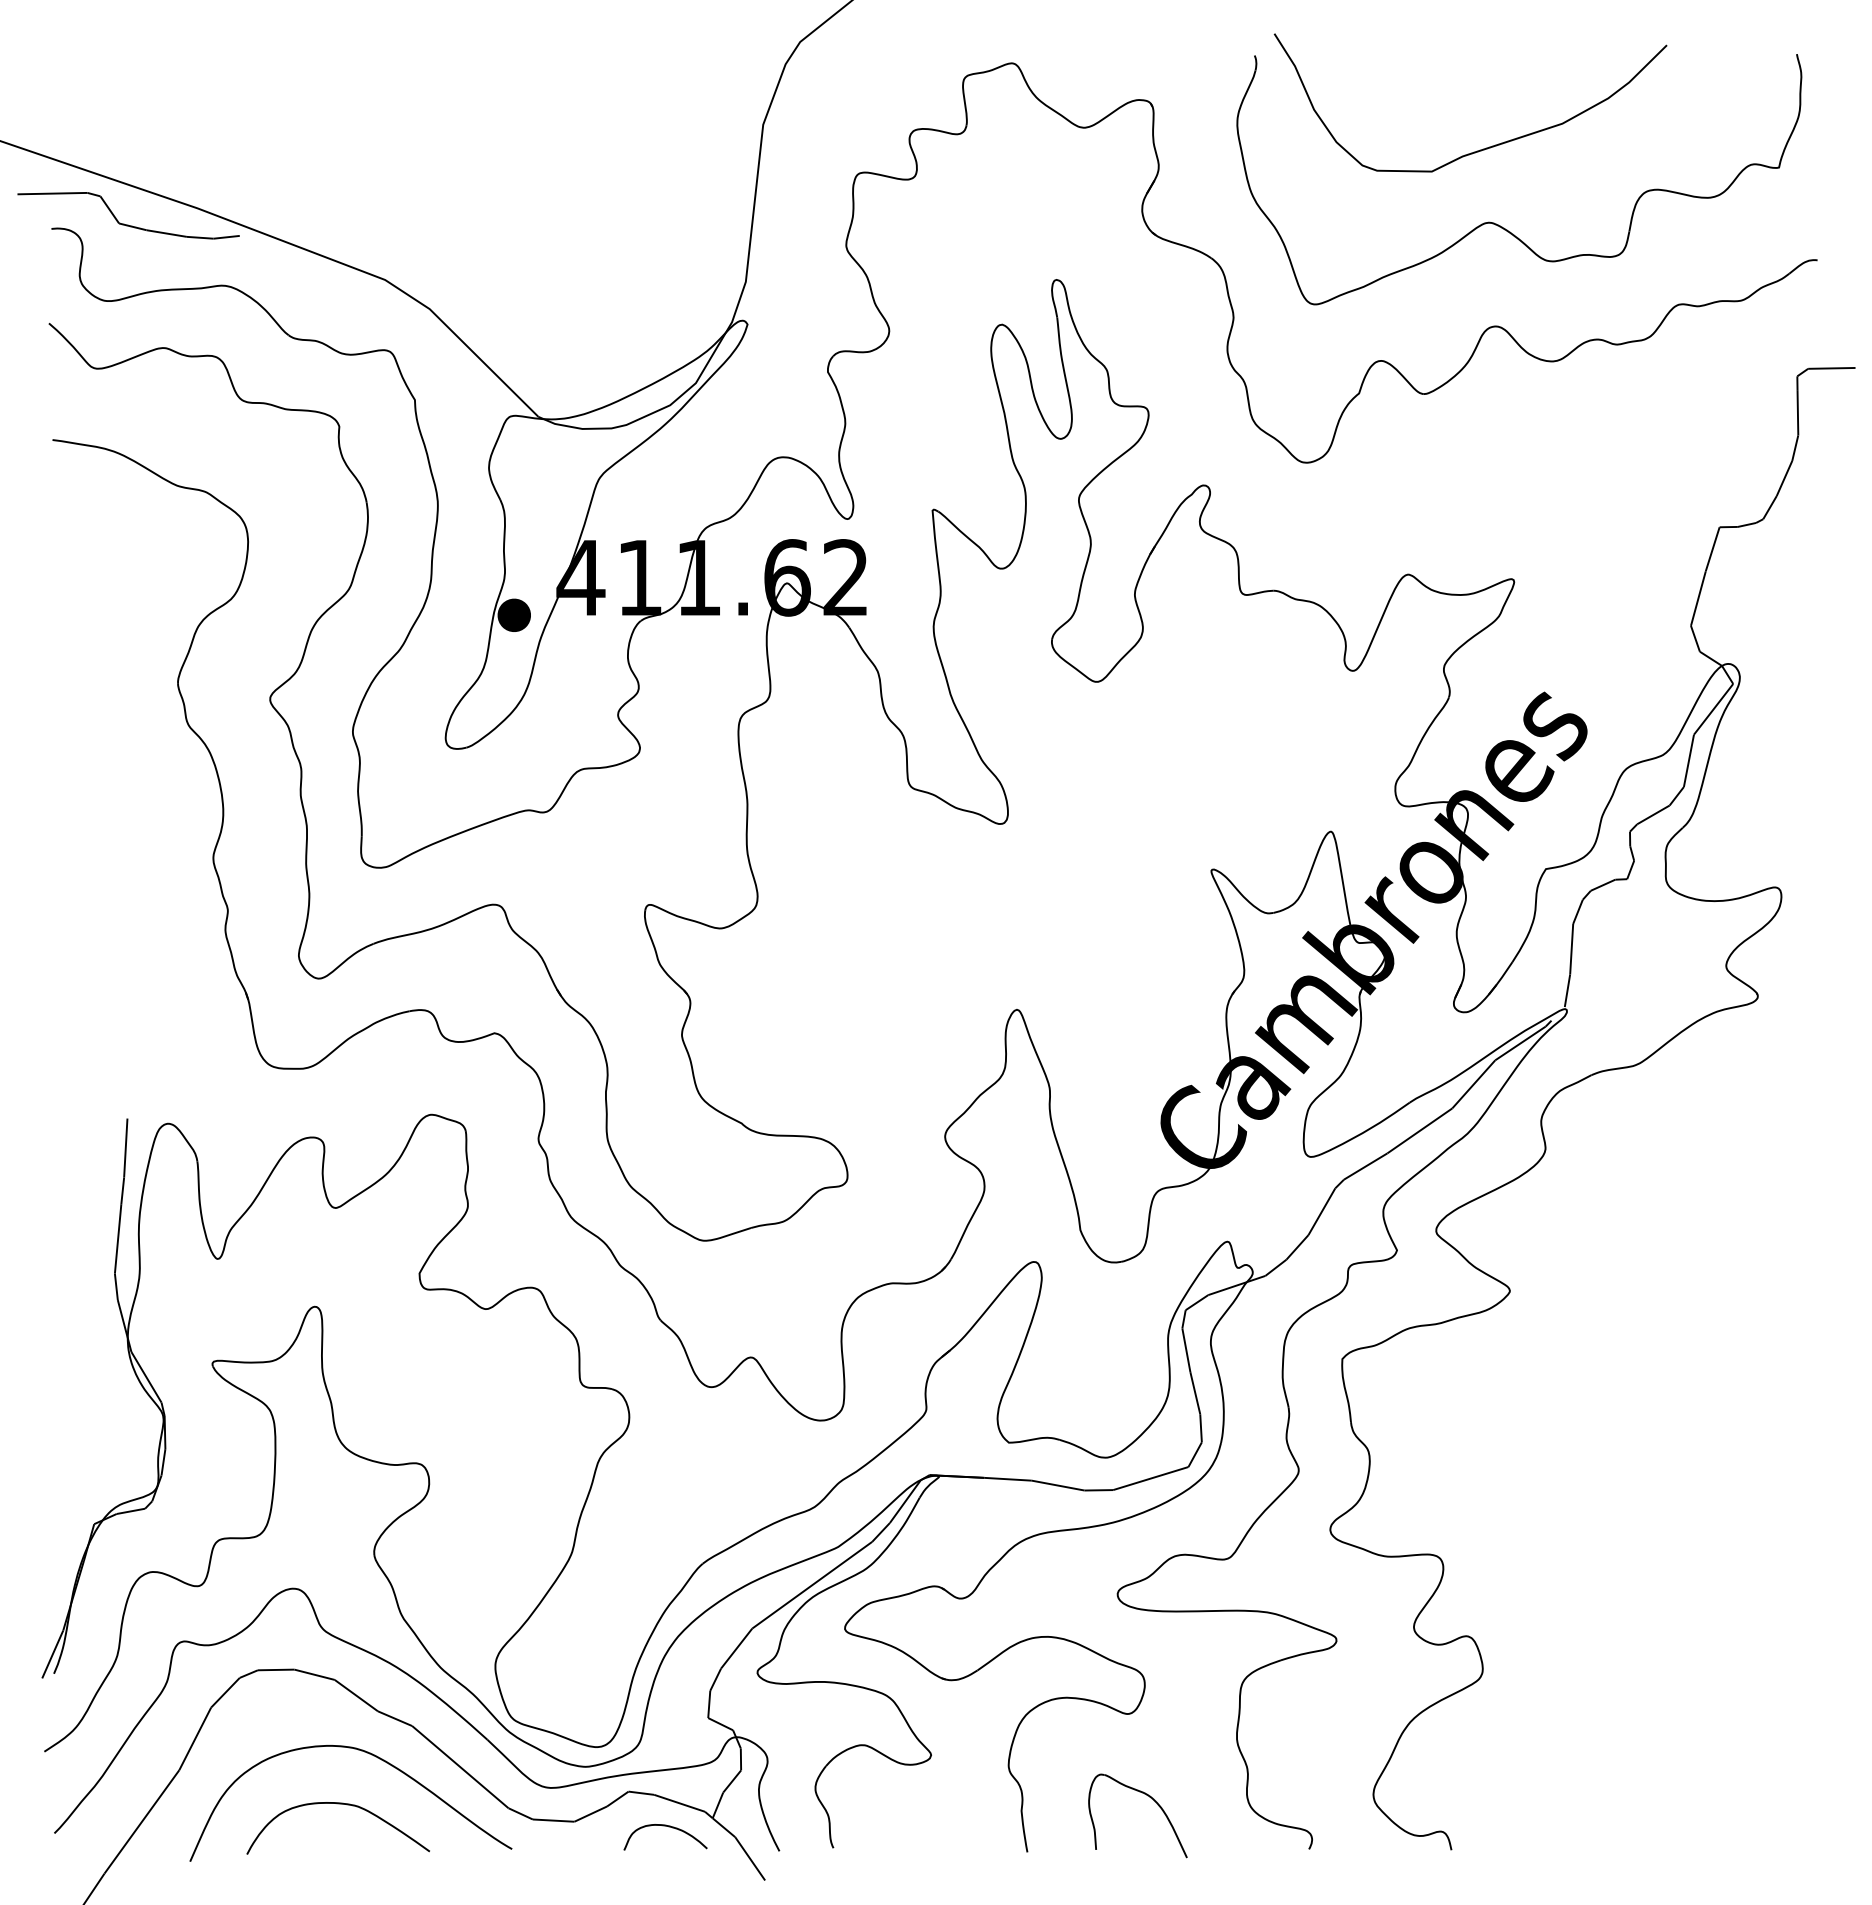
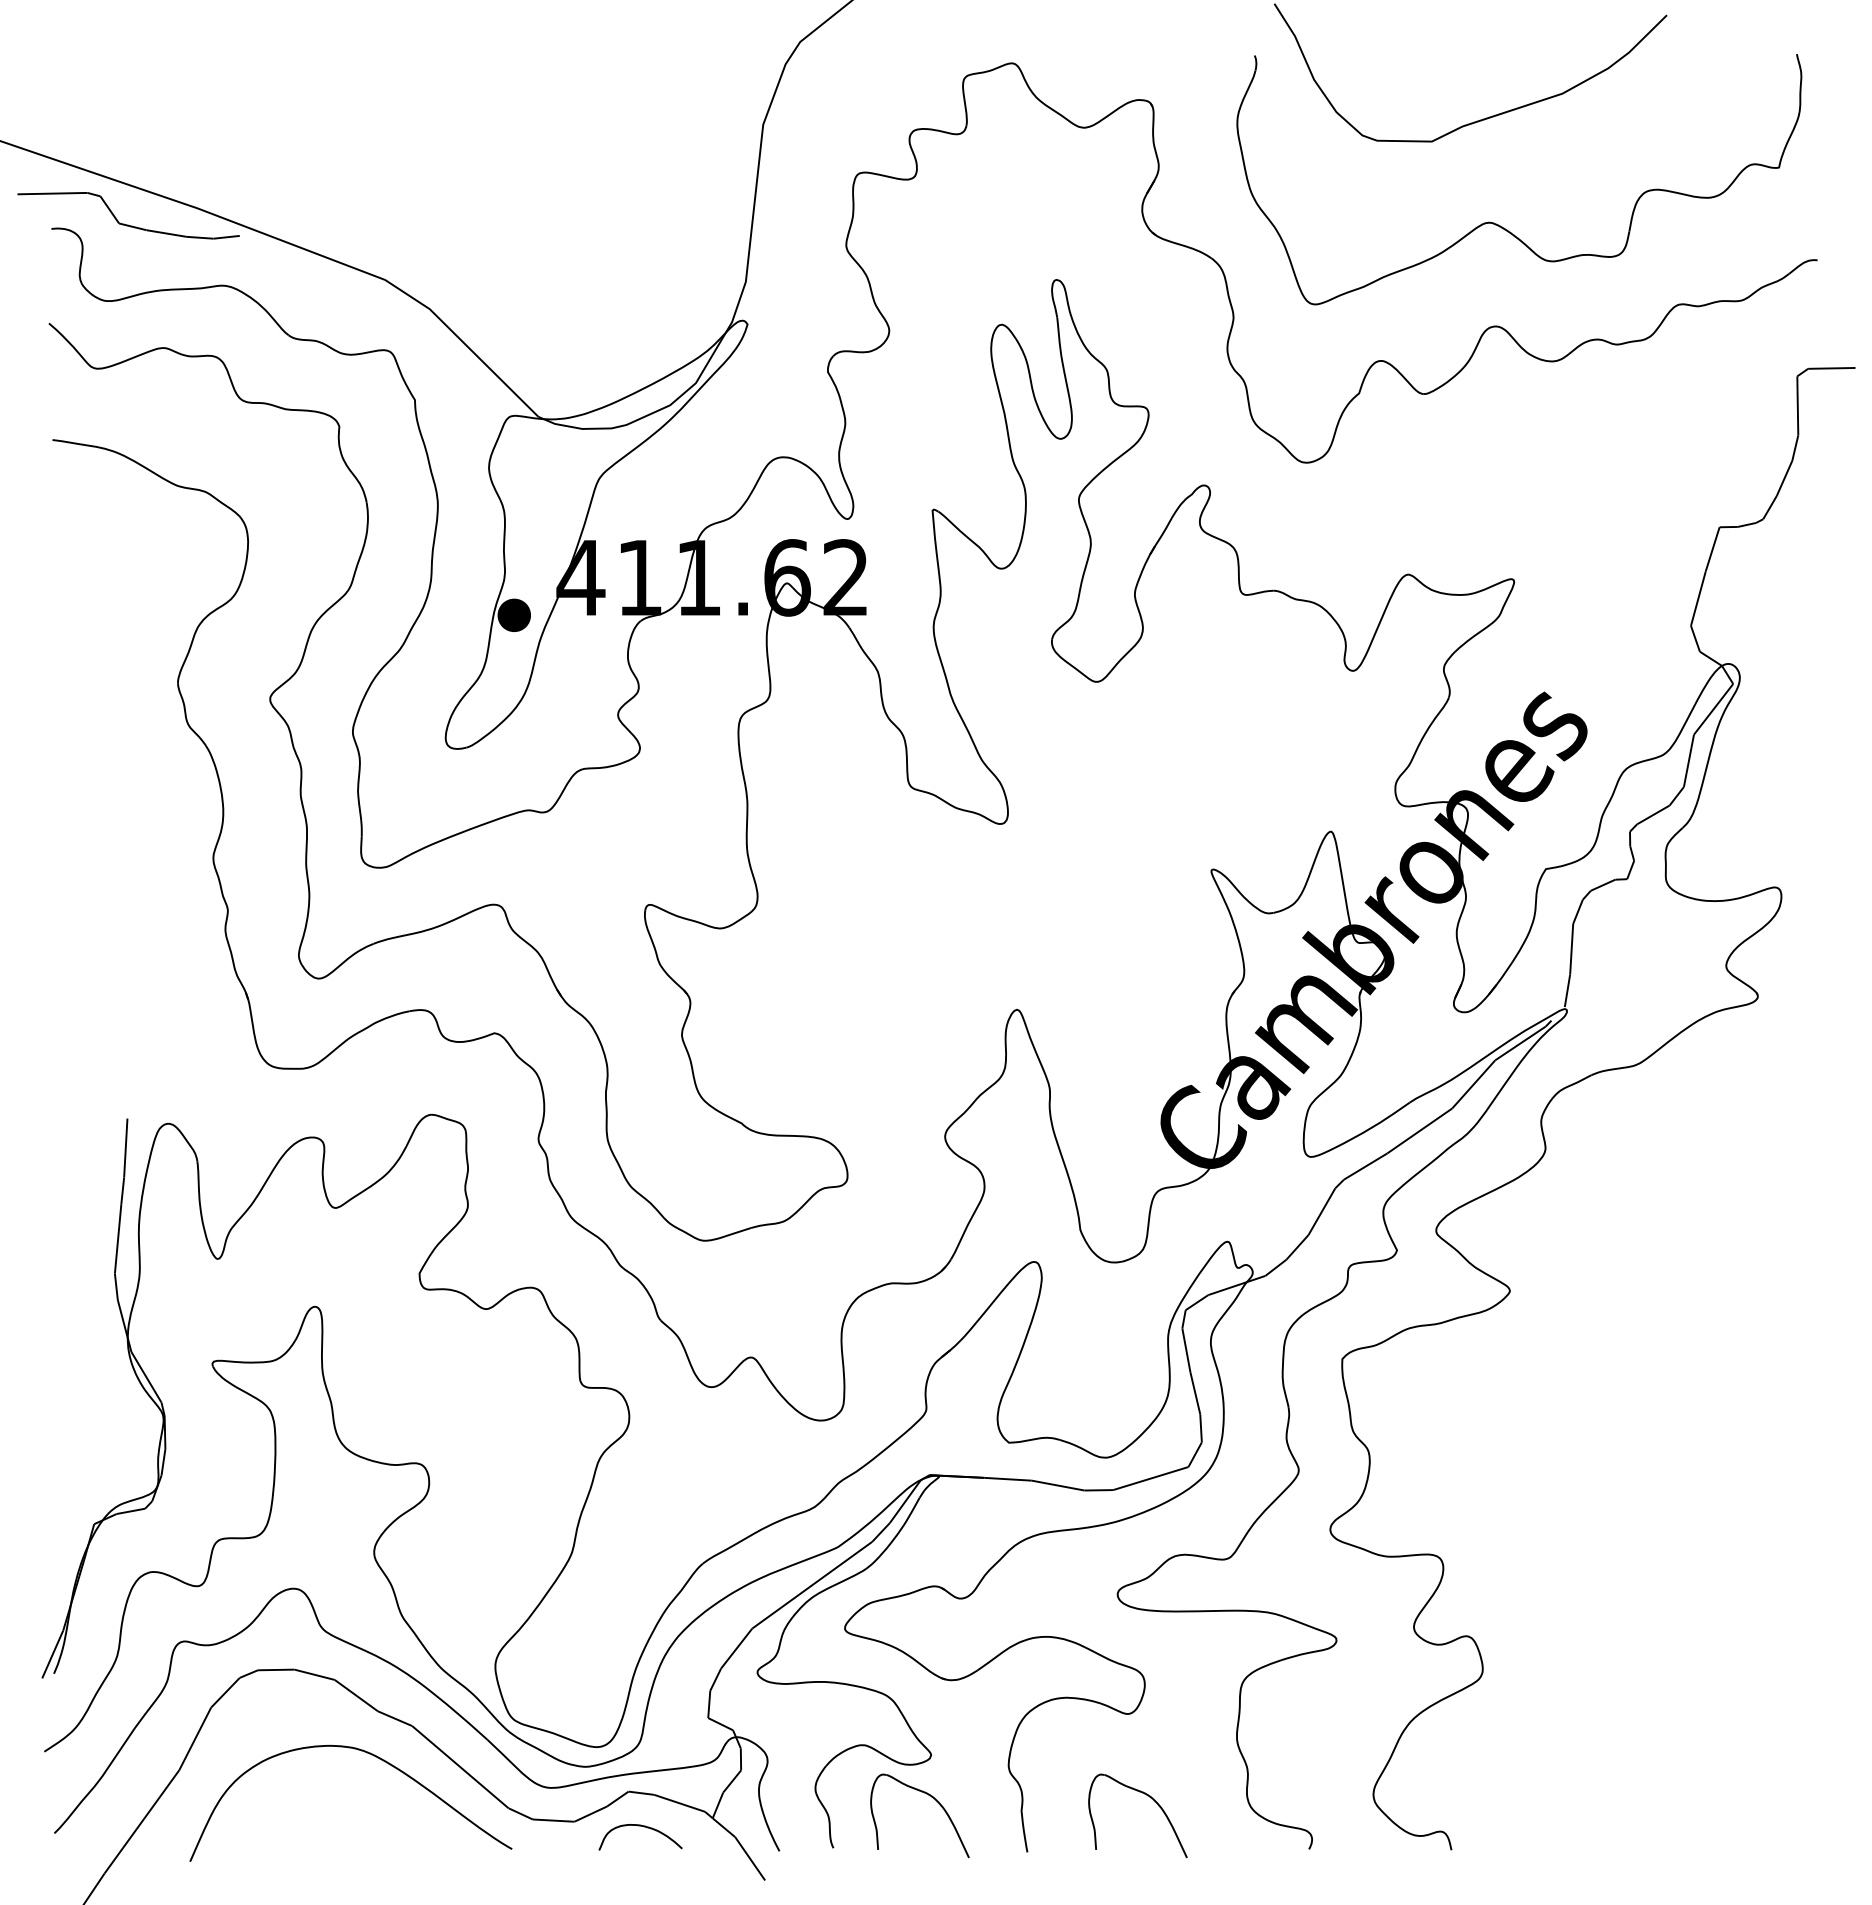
curve position: (1486, 147) -> (1486, 117) (1486, 117)
part: none -> present (932, 1798)
curve: present -> none (337, 1804)
curve position: (668, 1827) -> (643, 1827) (643, 1827)
